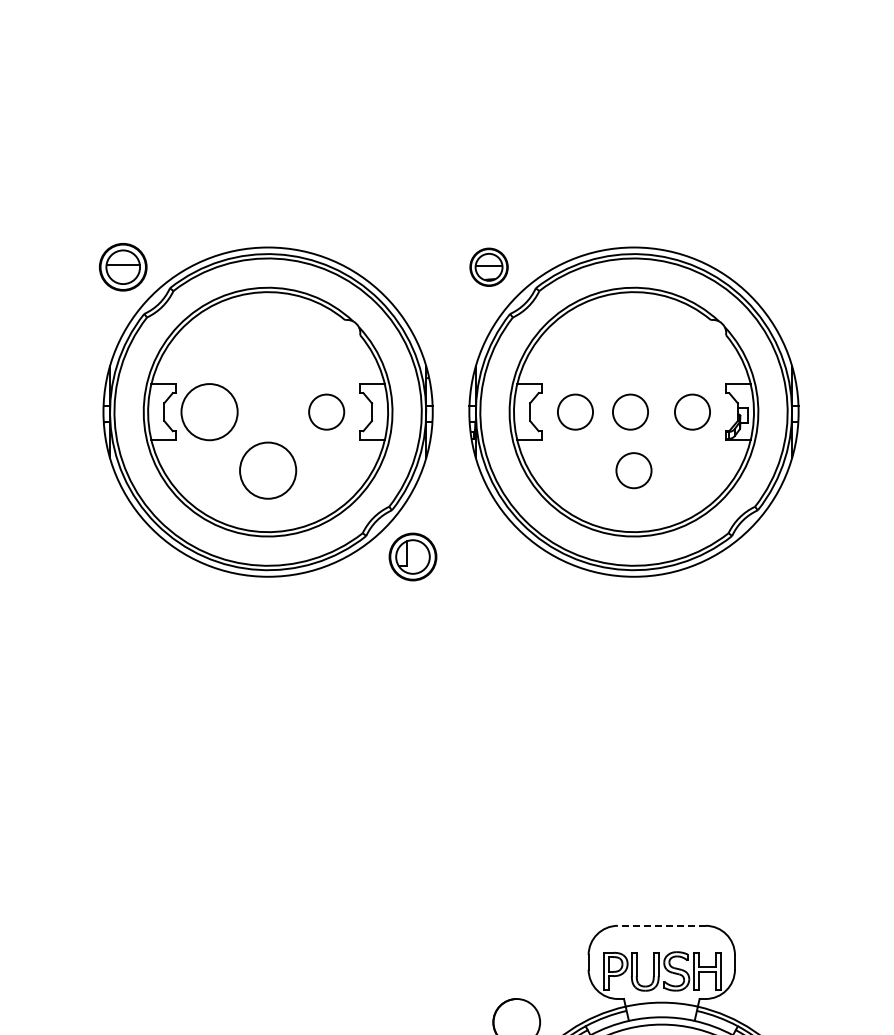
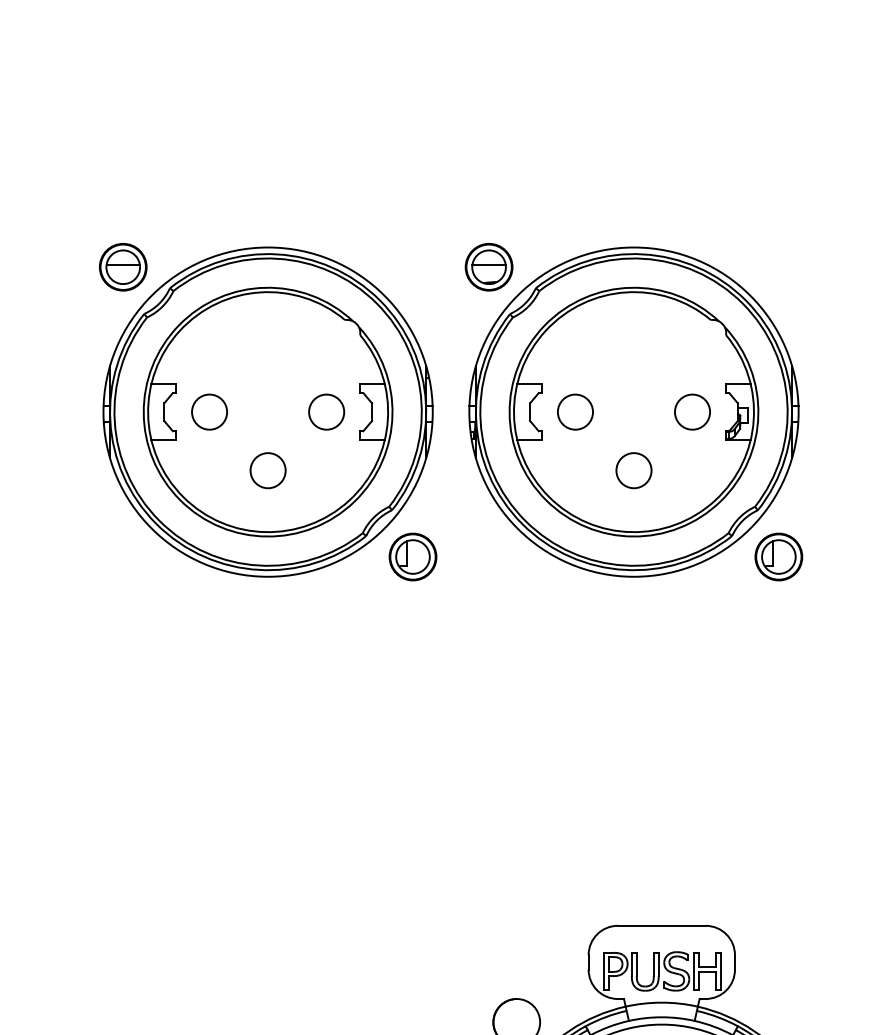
part size: 40x40 px -> 50x49 px (488, 267)
circle: present -> none (630, 411)
circle diameter: 56 px -> 35 px (209, 411)
circle diameter: 56 px -> 35 px (267, 470)
part: none -> present (778, 556)
line: dashed -> solid (661, 925)
